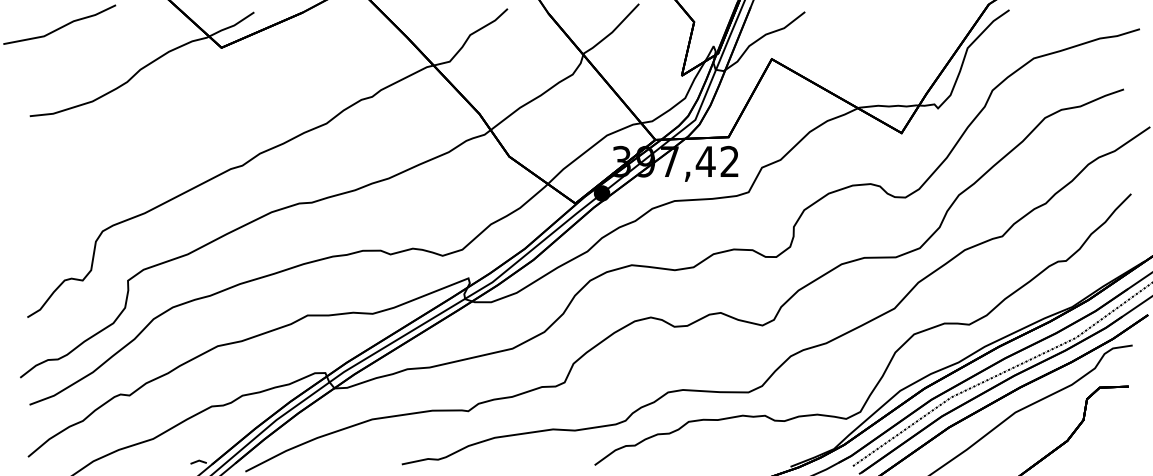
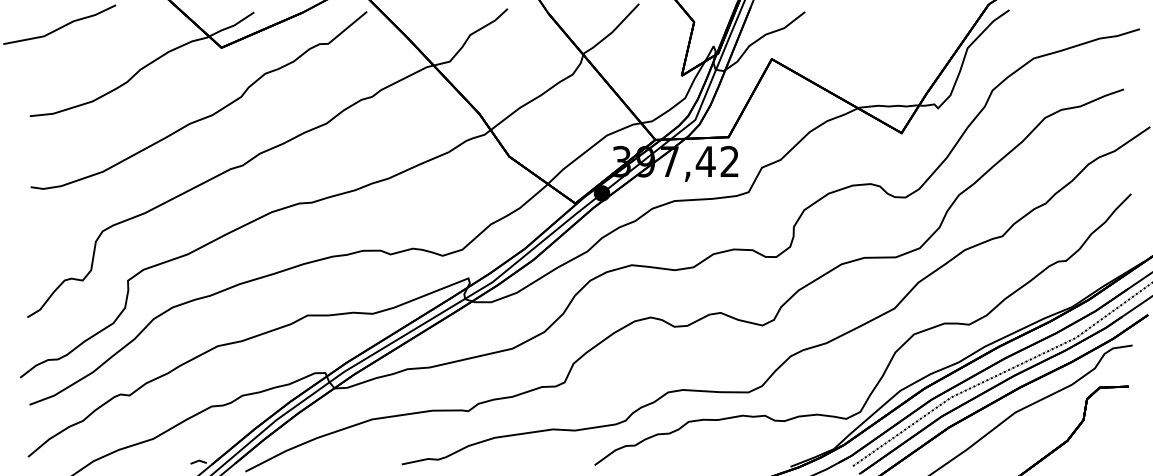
curve: none -> present (205, 116)
